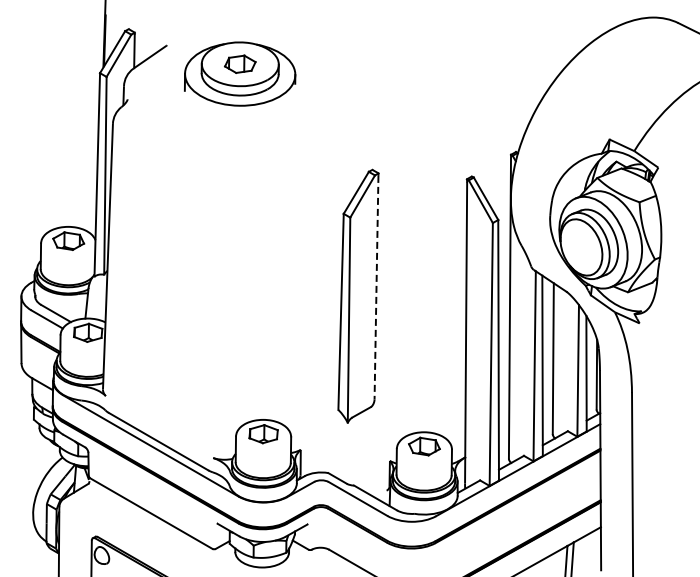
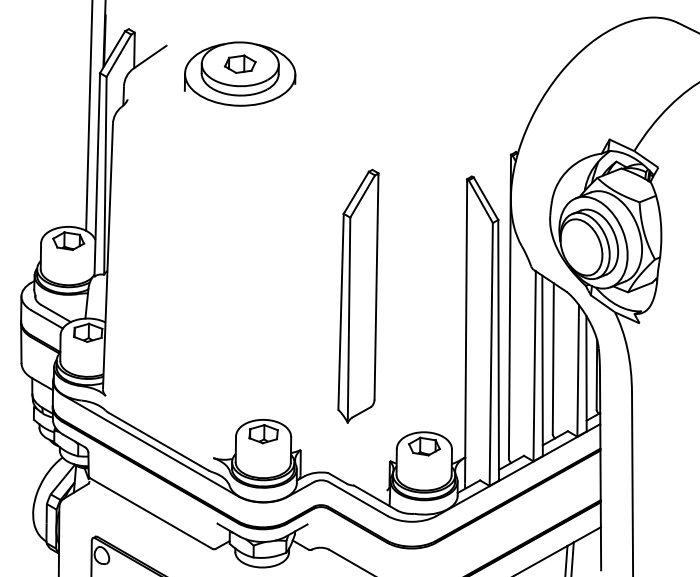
line: none -> present (89, 116)
line: dashed -> solid (376, 287)
